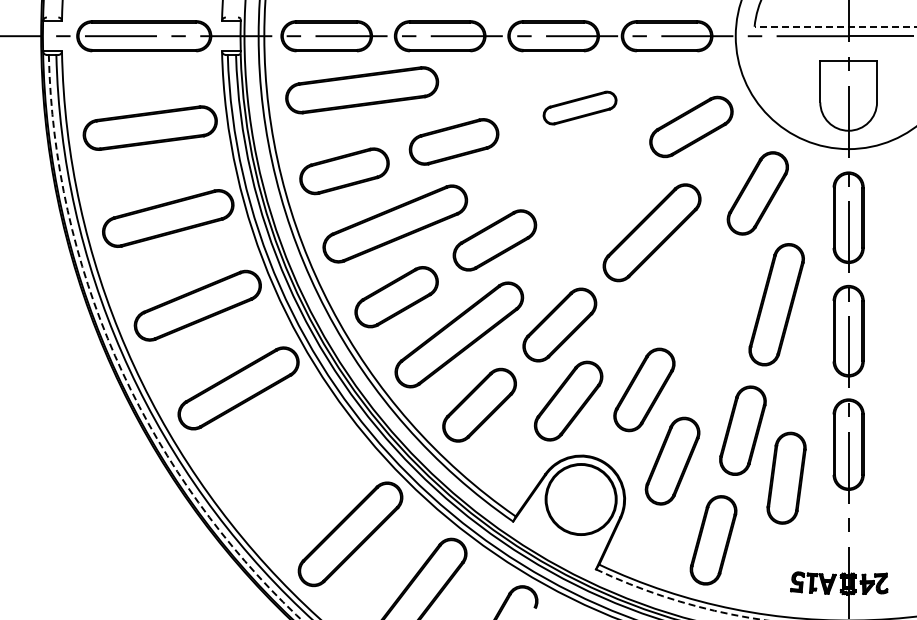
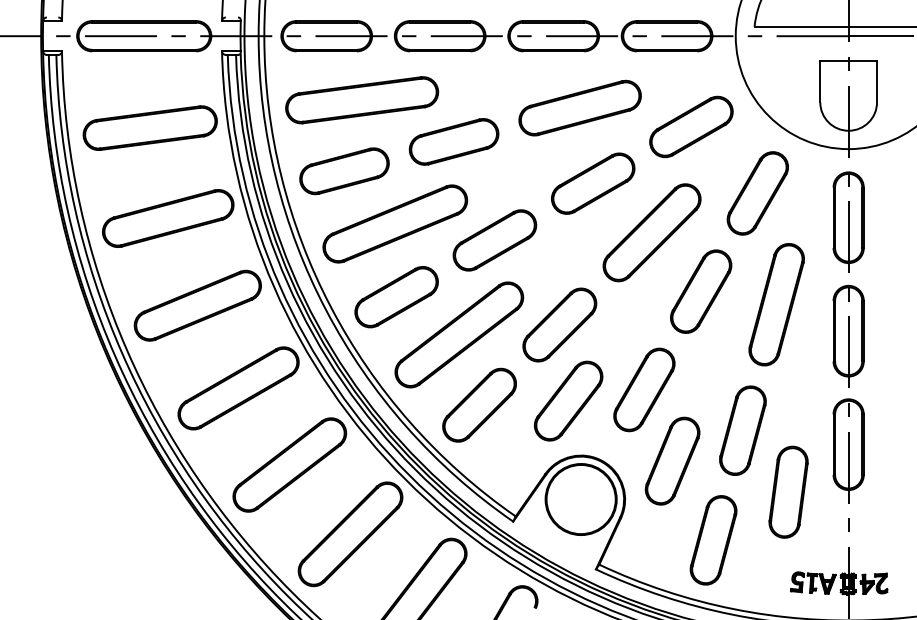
line: dashed -> solid (835, 26)
part position: (362, 90) -> (362, 100) (362, 100)
part size: 76x36 px -> 124x58 px (579, 107)
part: none -> present (593, 183)
part: none -> present (701, 291)
arc: dashed -> solid (117, 362)
part: none -> present (289, 464)
part position: (786, 477) -> (788, 491) (788, 491)
arc: dashed -> solid (677, 600)
